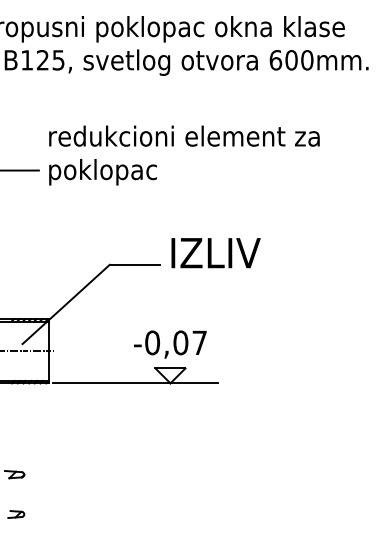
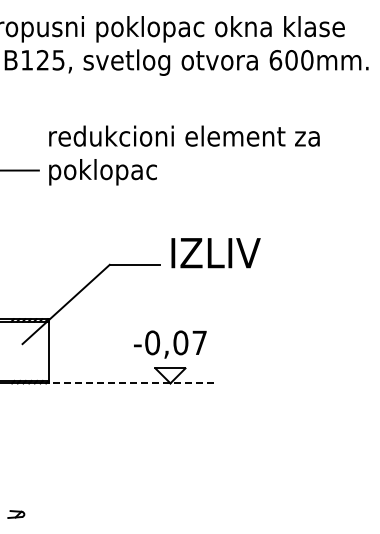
line: present -> none (28, 351)
line: solid -> dashed (135, 383)
part: present -> none (14, 474)
